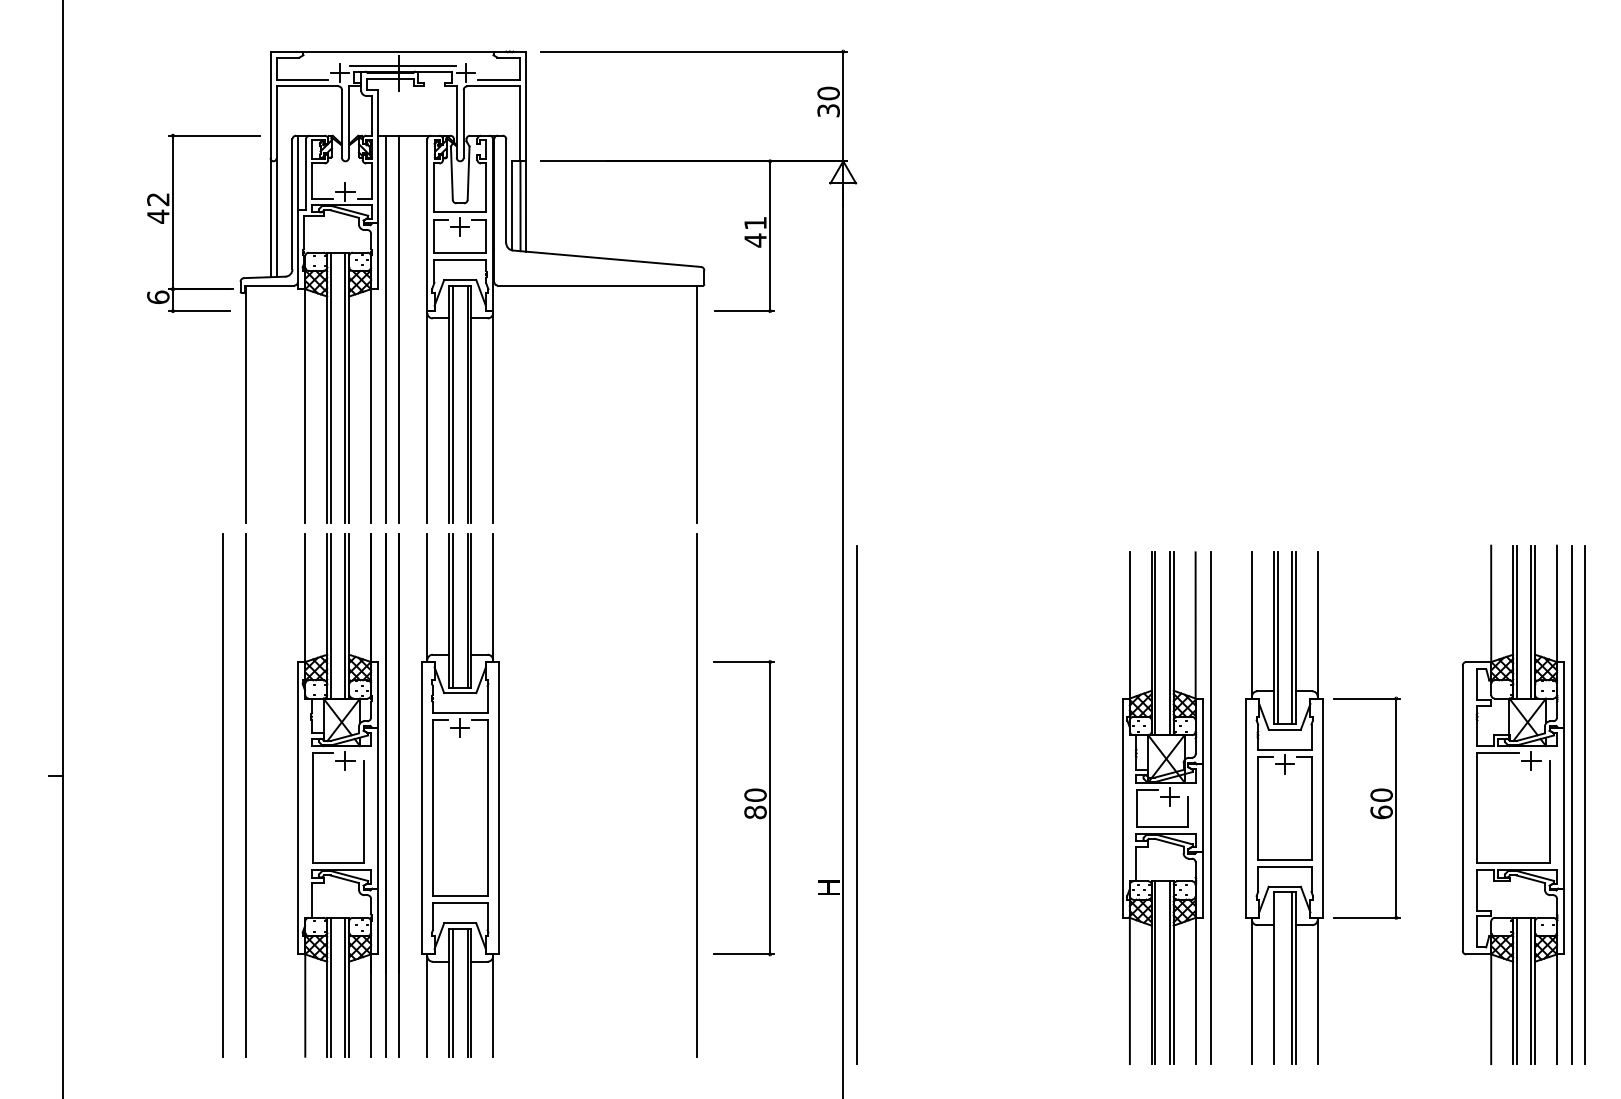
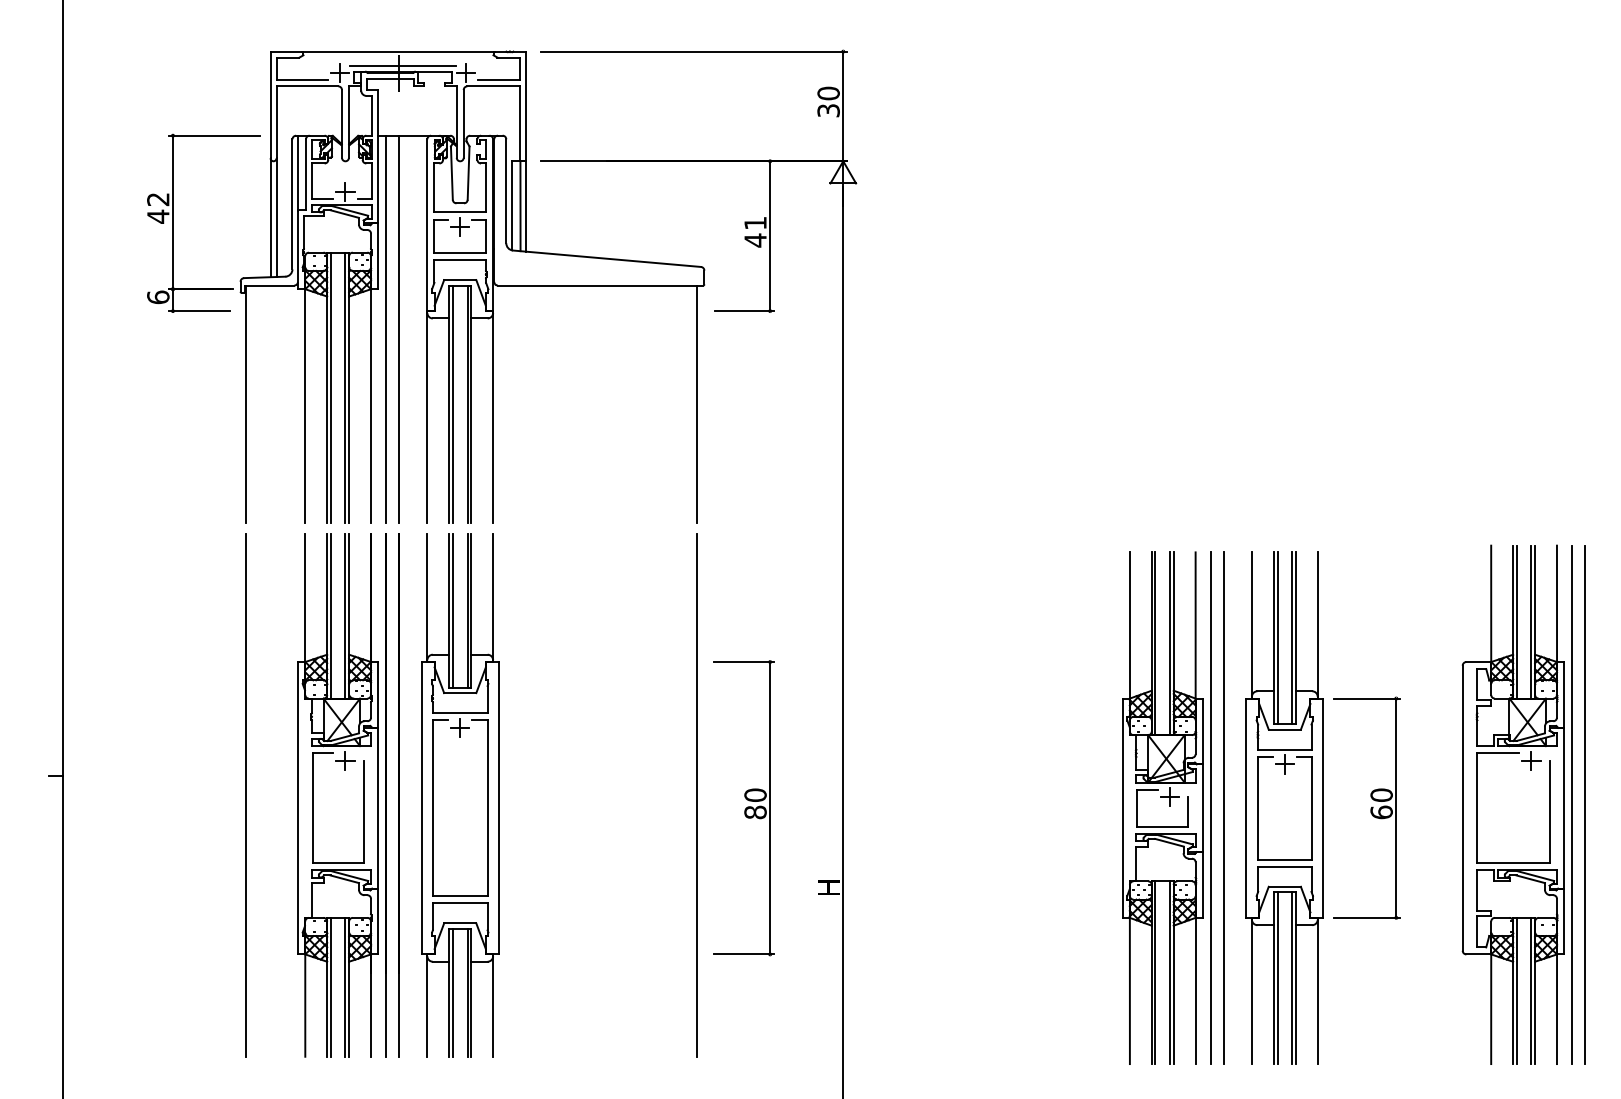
line: present -> none (222, 795)
line: present -> none (856, 804)
line: none -> present (1223, 808)
line: none -> present (1277, 978)
